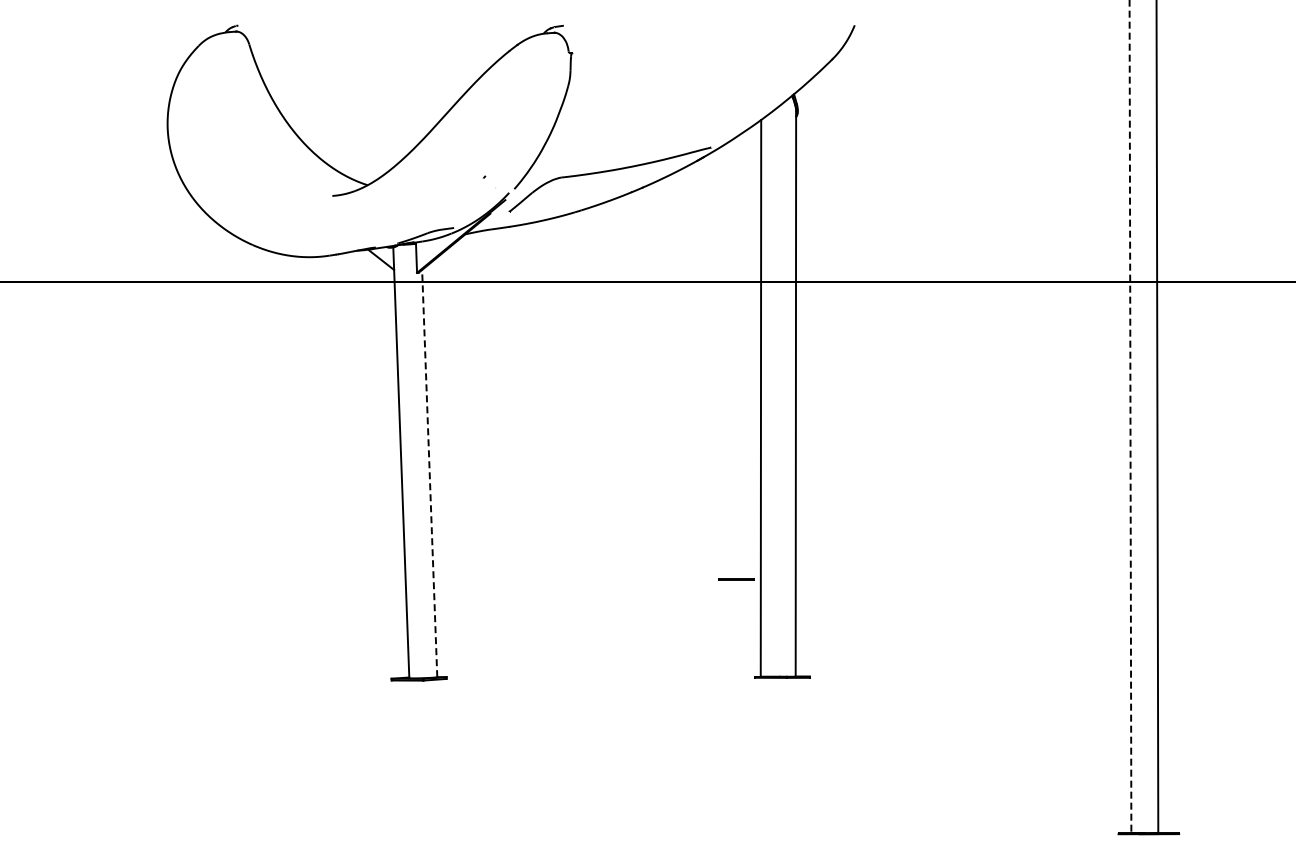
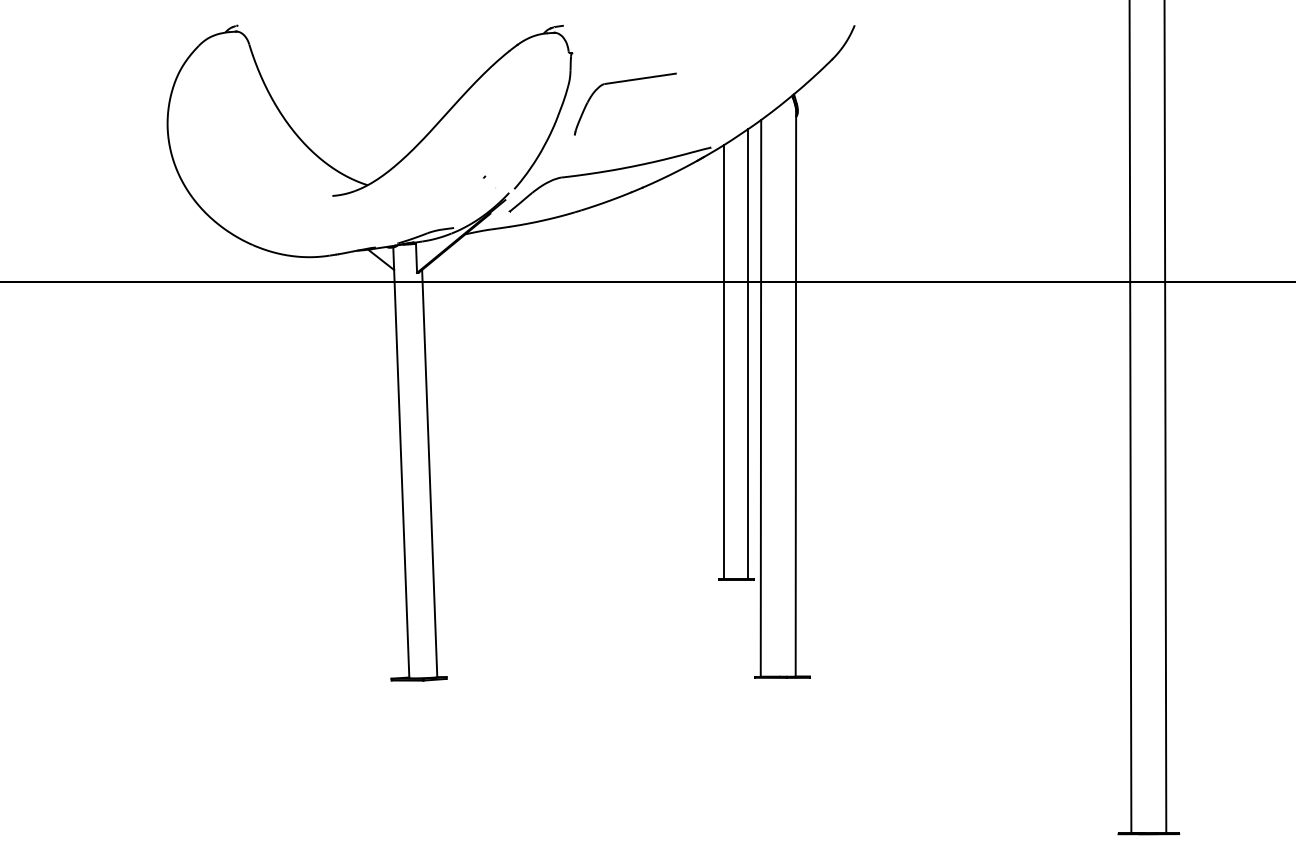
part: none -> present (623, 82)
line: none -> present (747, 353)
line: none -> present (723, 361)
line: dashed -> solid (1130, 417)
line position: (1157, 417) -> (1165, 417) (1165, 417)
line: dashed -> solid (429, 473)
